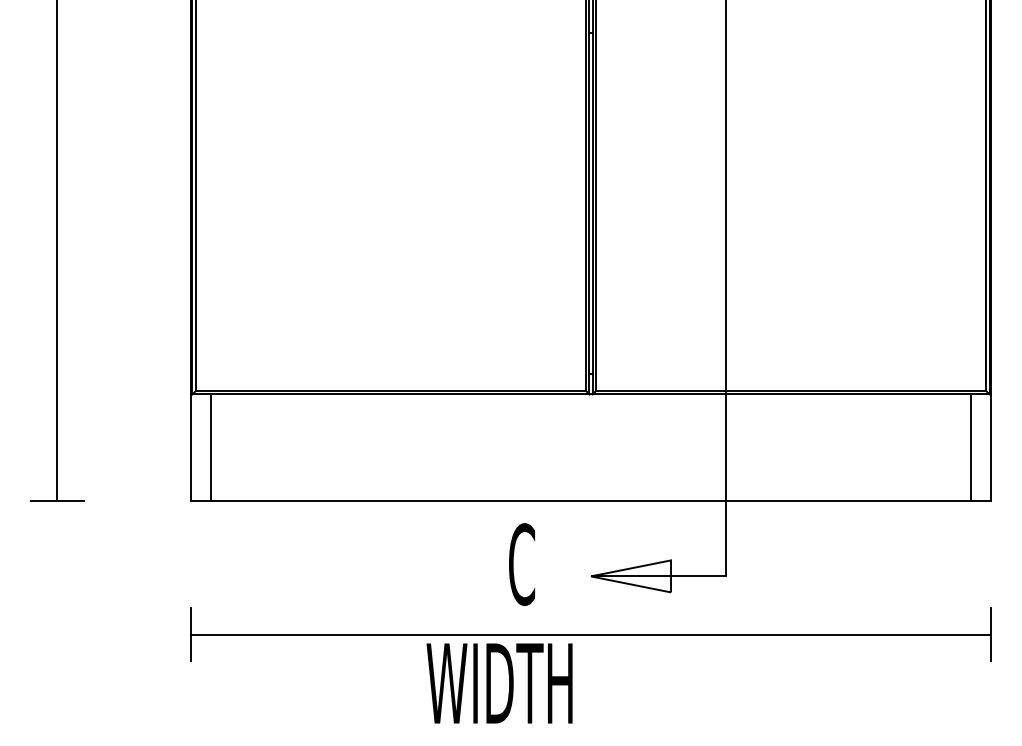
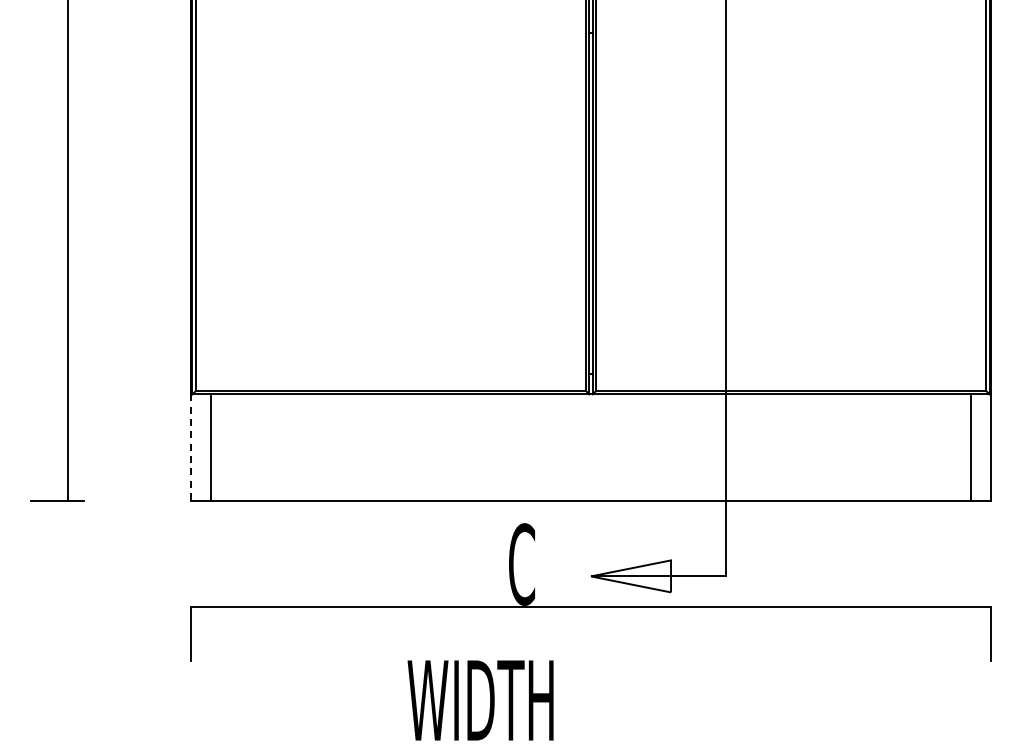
line position: (57, 251) -> (68, 251) (68, 251)
line: solid -> dashed (190, 448)
line position: (590, 634) -> (590, 606) (590, 606)
text position: (499, 683) -> (480, 700) (480, 700)
